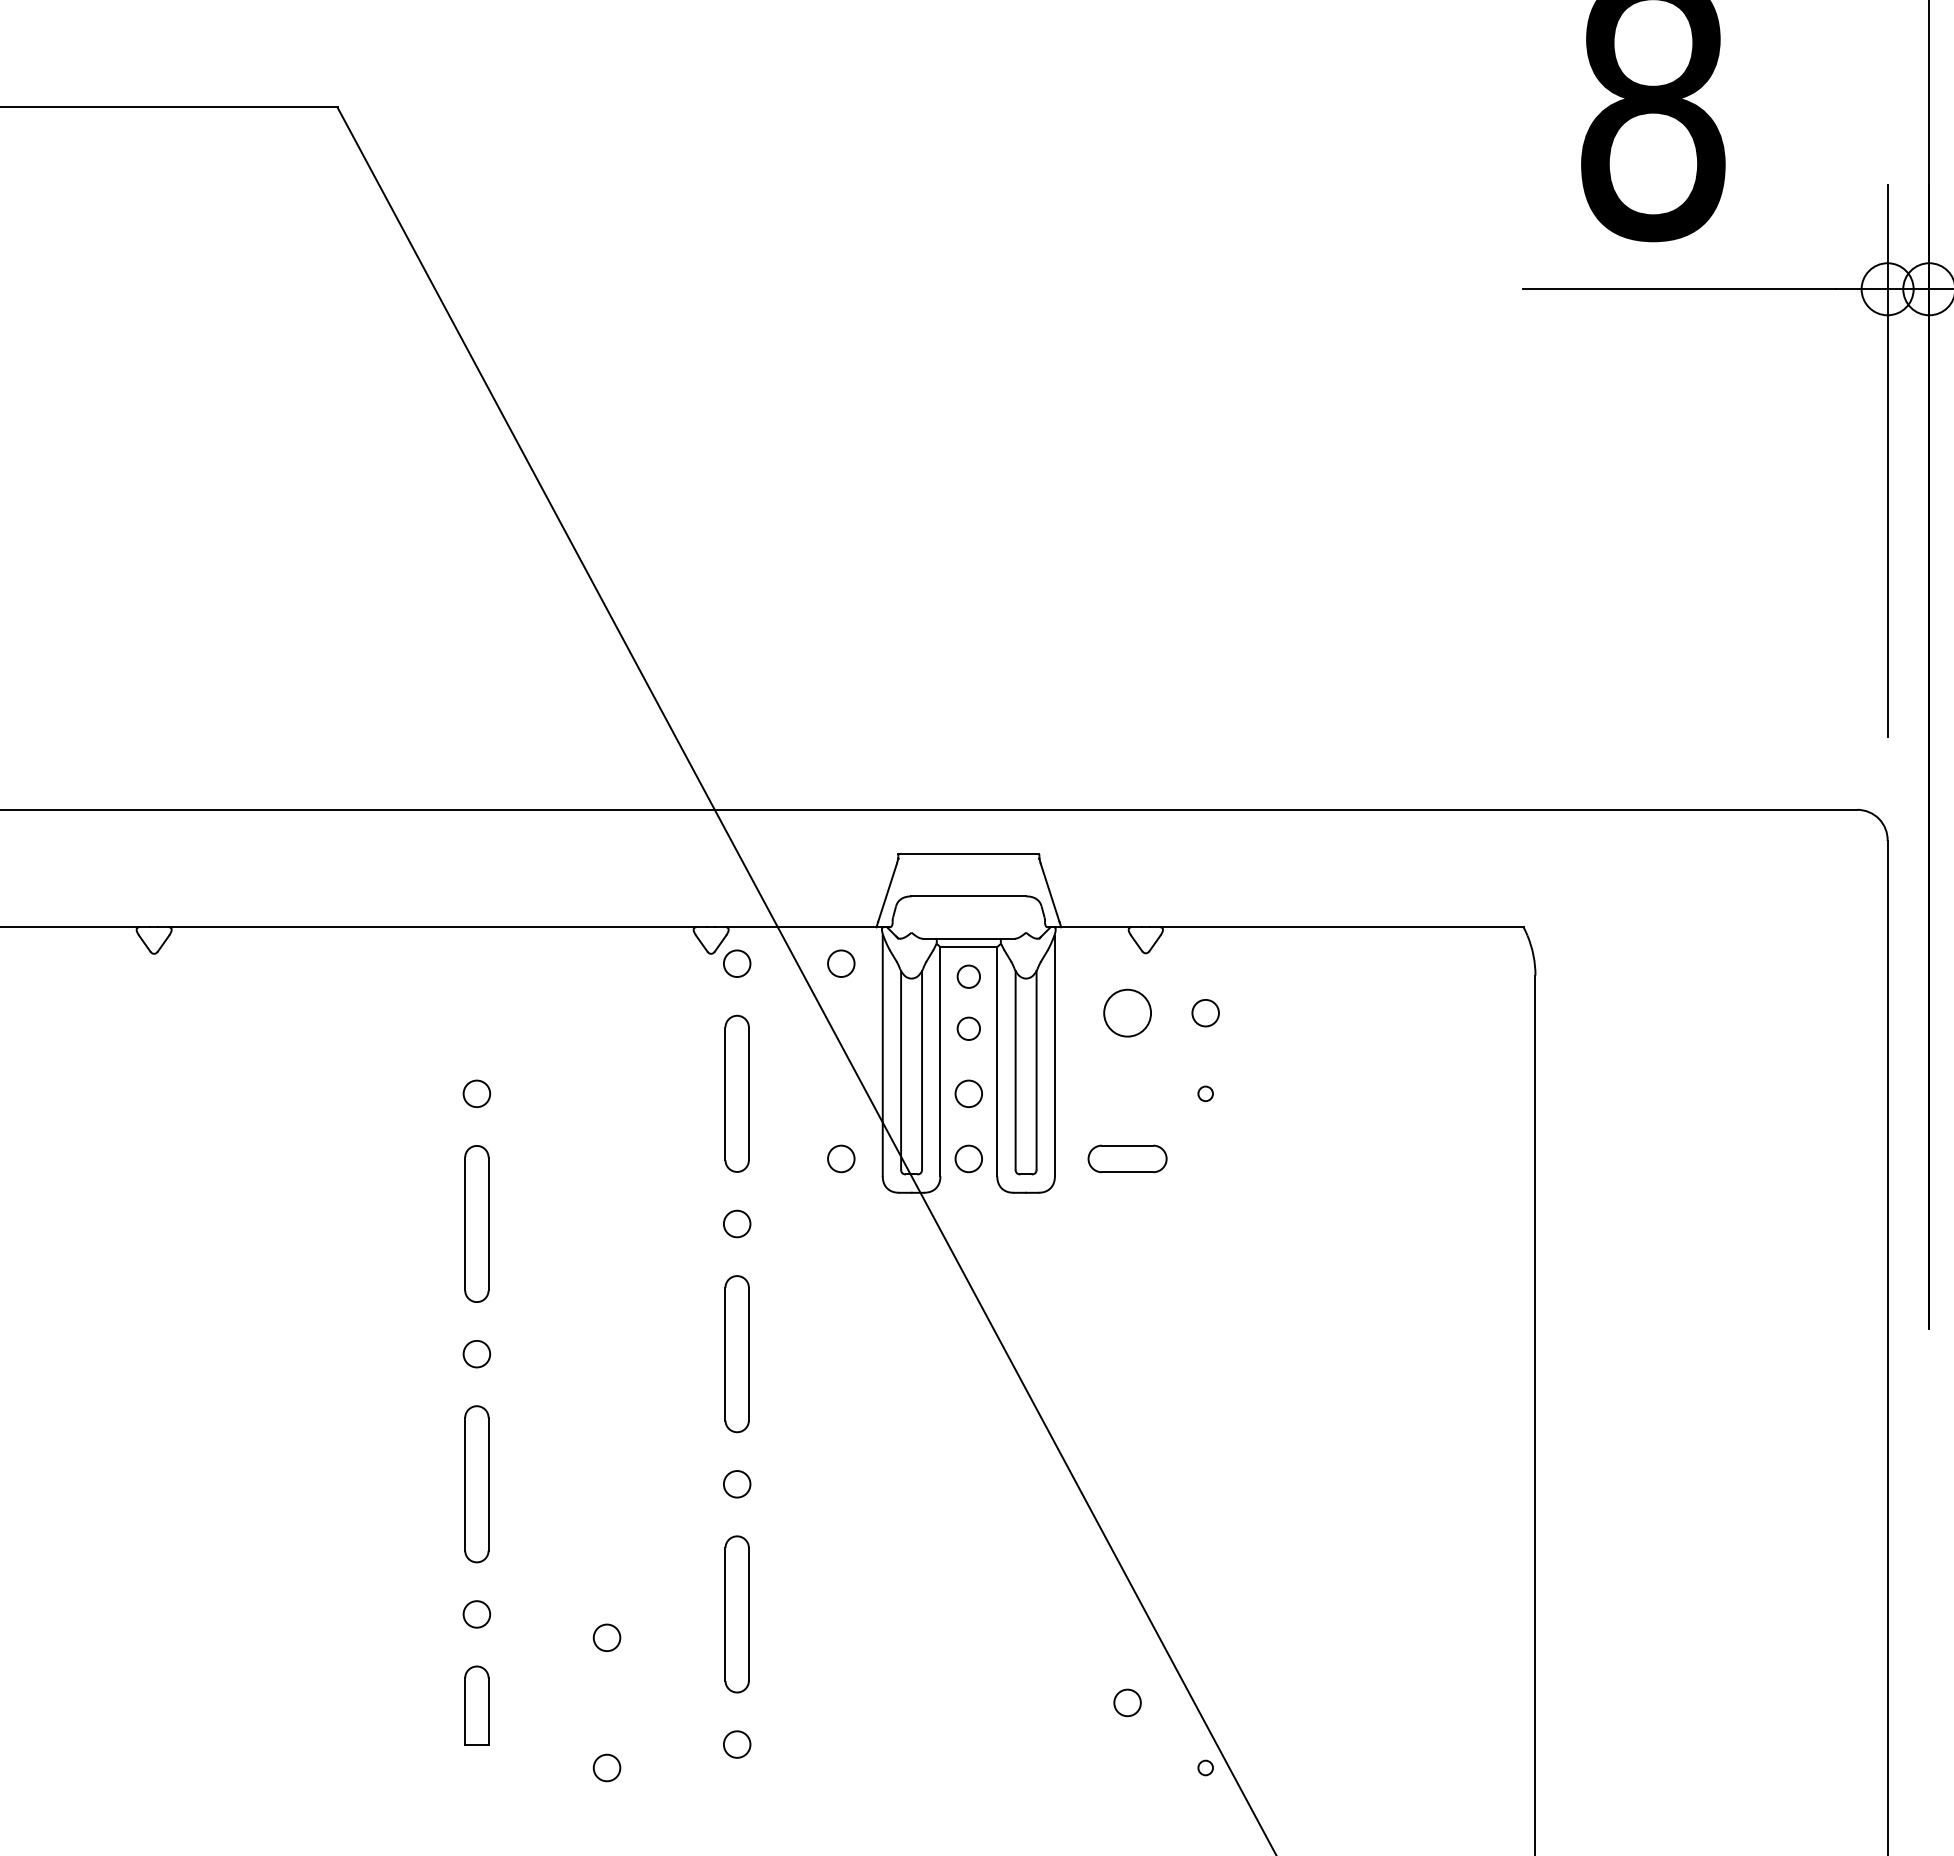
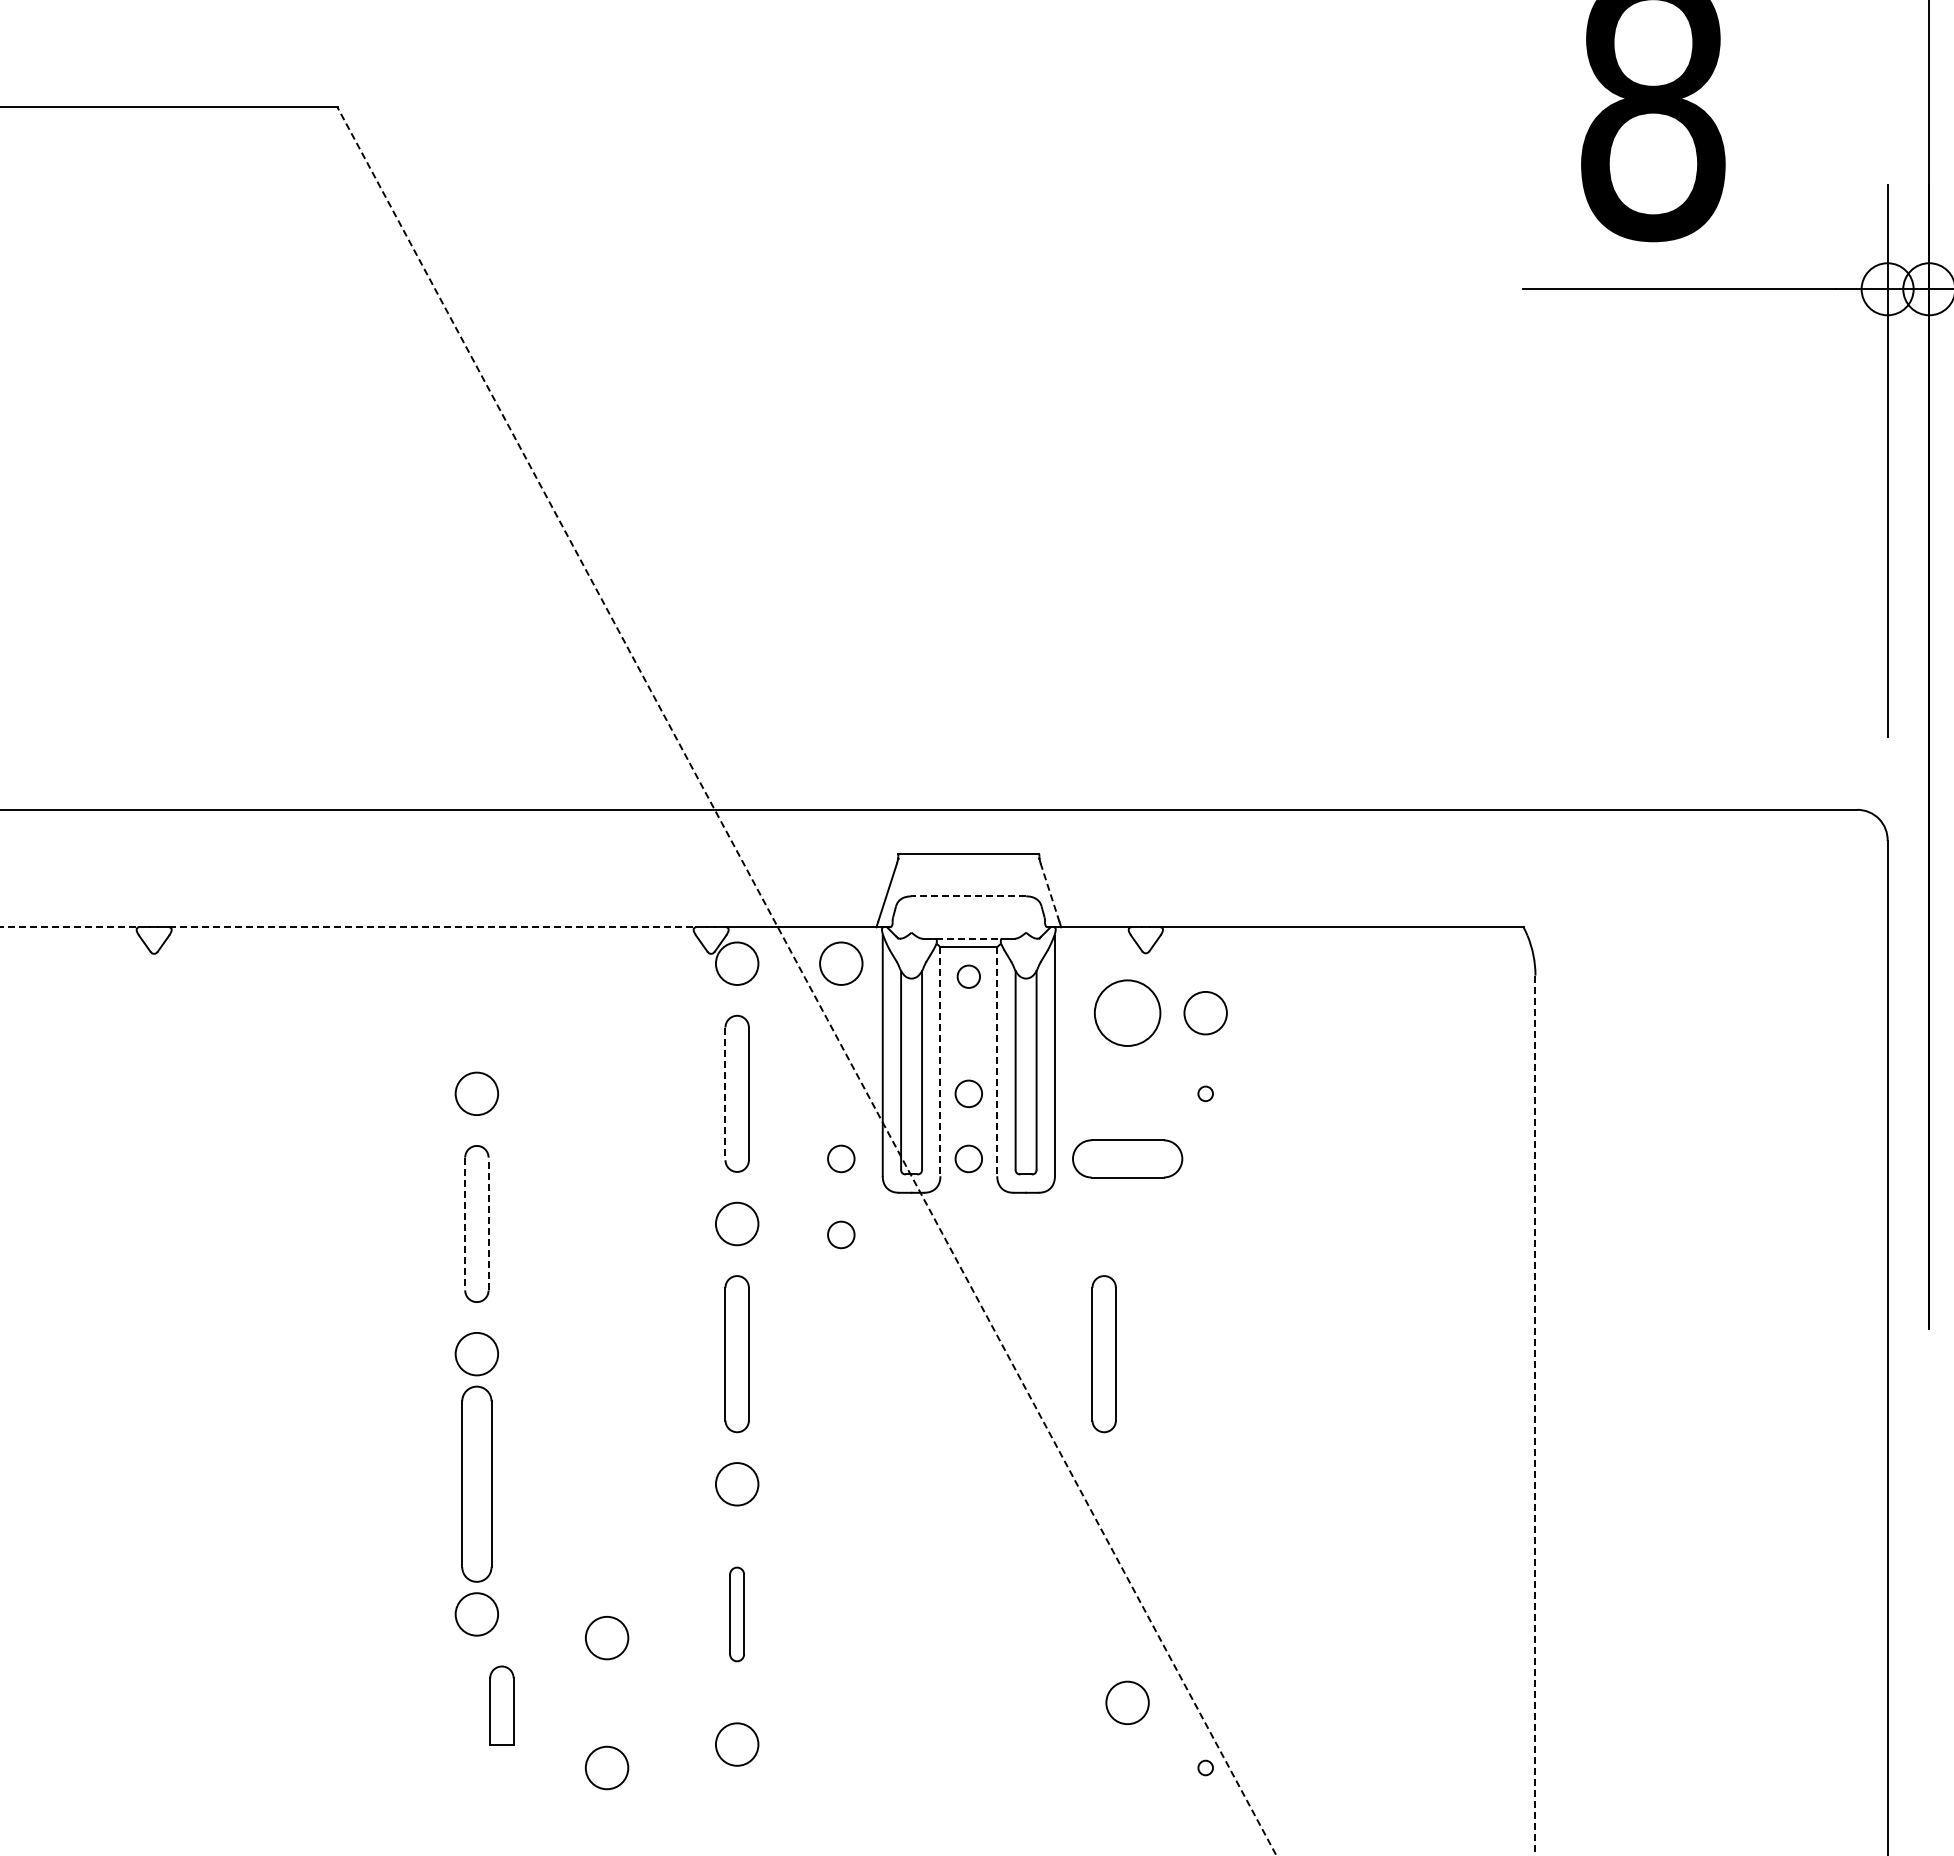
line: solid -> dashed (1050, 892)
line: solid -> dashed (968, 896)
line: solid -> dashed (70, 927)
line: solid -> dashed (433, 927)
line: solid -> dashed (969, 938)
circle diameter: 27 px -> 42 px (736, 963)
circle diameter: 27 px -> 42 px (841, 963)
line: solid -> dashed (806, 981)
circle diameter: 47 px -> 66 px (1127, 1012)
circle diameter: 27 px -> 42 px (1205, 1012)
circle: present -> none (968, 1028)
line: solid -> dashed (940, 1061)
line: solid -> dashed (997, 1061)
circle diameter: 27 px -> 42 px (476, 1093)
line: solid -> dashed (725, 1094)
part size: 81x30 px -> 112x40 px (1127, 1158)
line: solid -> dashed (488, 1223)
circle diameter: 27 px -> 42 px (736, 1223)
line: solid -> dashed (465, 1224)
circle: none -> present (841, 1234)
circle diameter: 27 px -> 42 px (476, 1353)
part: none -> present (1103, 1354)
line: solid -> dashed (1535, 1415)
part size: 26x159 px -> 32x198 px (476, 1483)
circle diameter: 27 px -> 42 px (736, 1484)
circle diameter: 27 px -> 42 px (476, 1614)
part size: 26x159 px -> 16x97 px (736, 1614)
circle size: 30x29 px -> 45x45 px (607, 1638)
circle diameter: 27 px -> 42 px (1127, 1702)
part position: (476, 1705) -> (501, 1705) (501, 1705)
circle diameter: 27 px -> 42 px (736, 1744)
circle diameter: 27 px -> 42 px (606, 1767)
